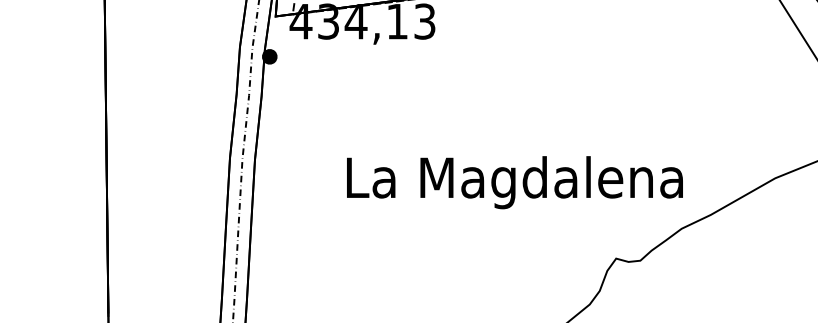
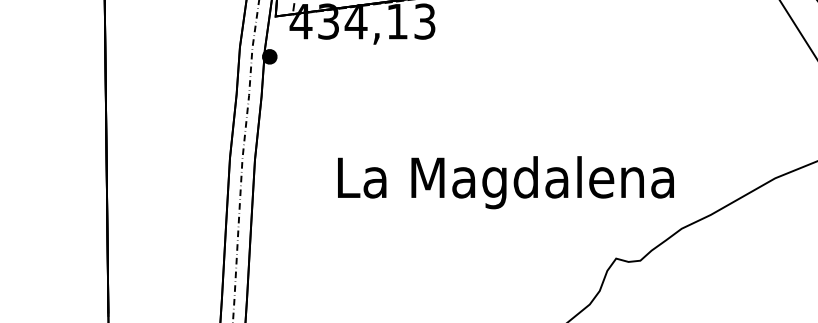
text position: (514, 182) -> (505, 182) (505, 182)
